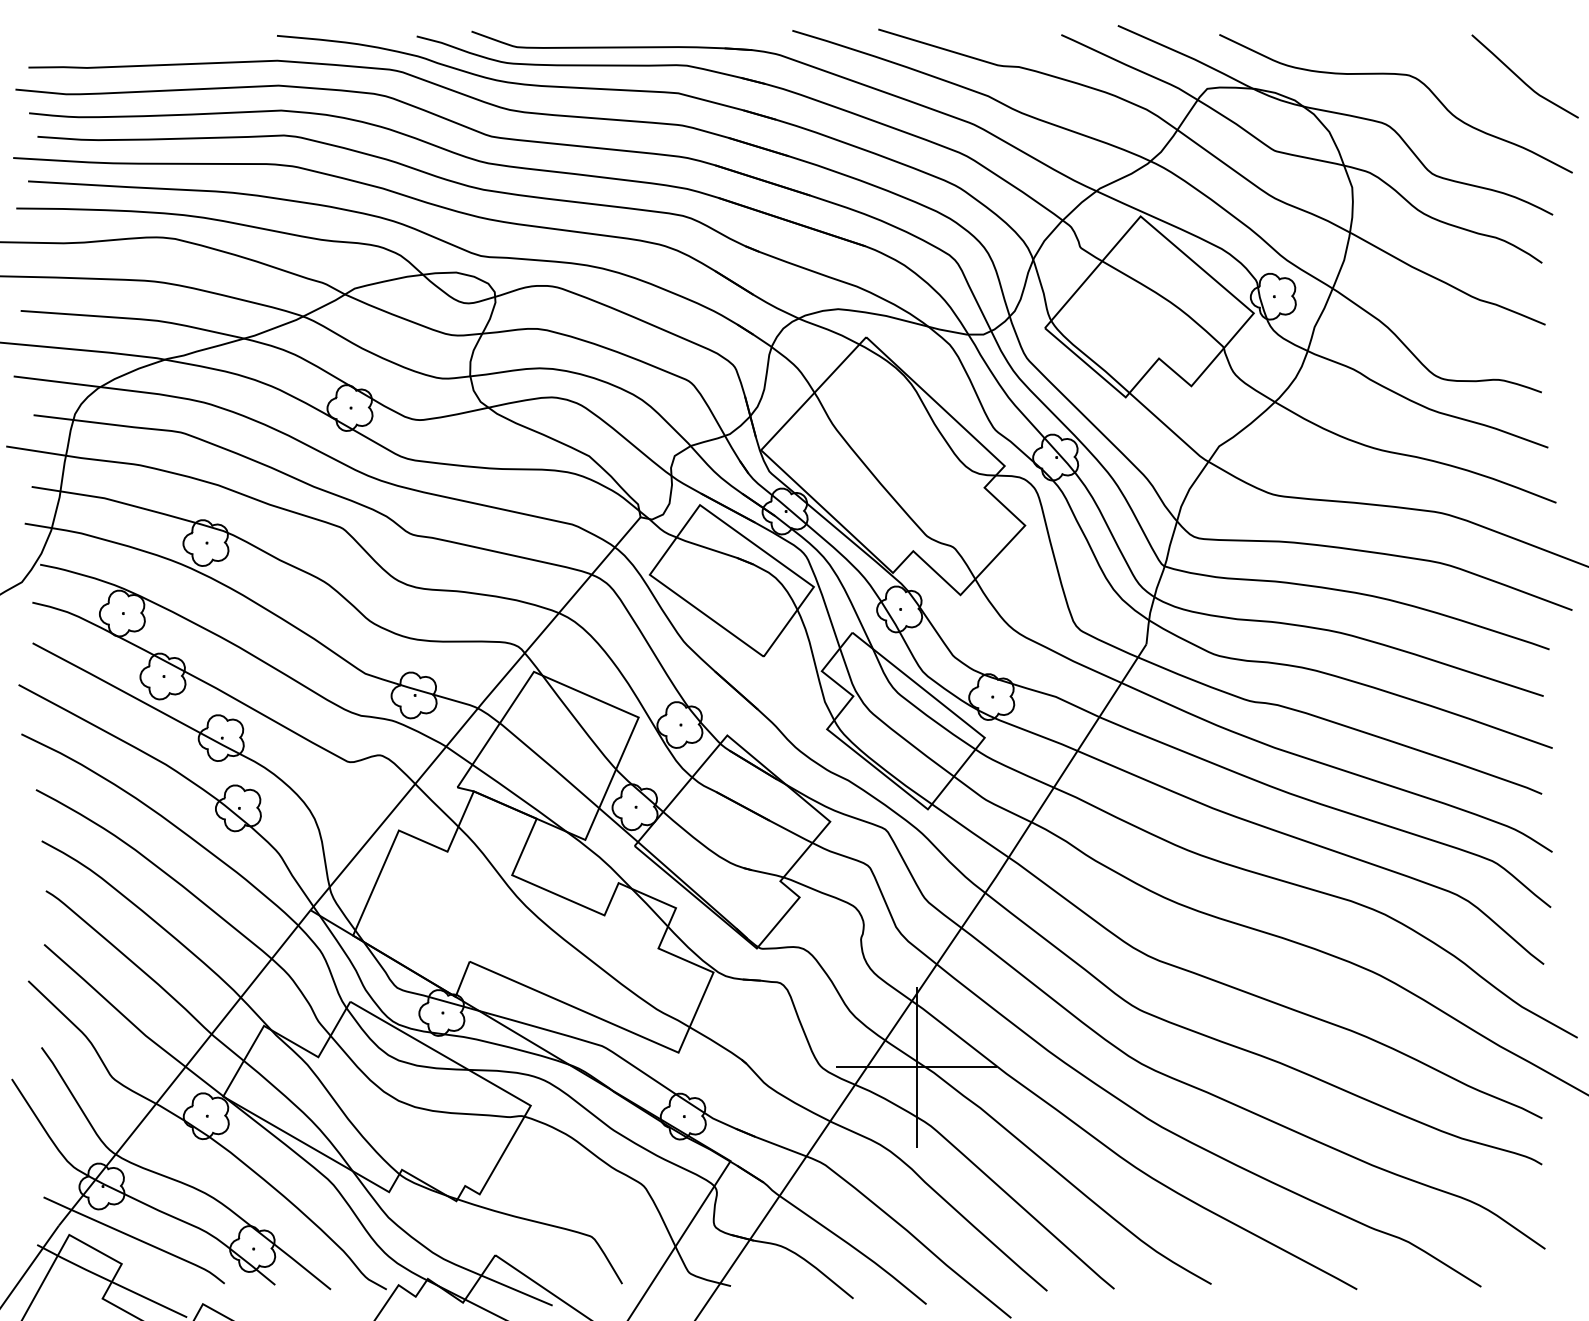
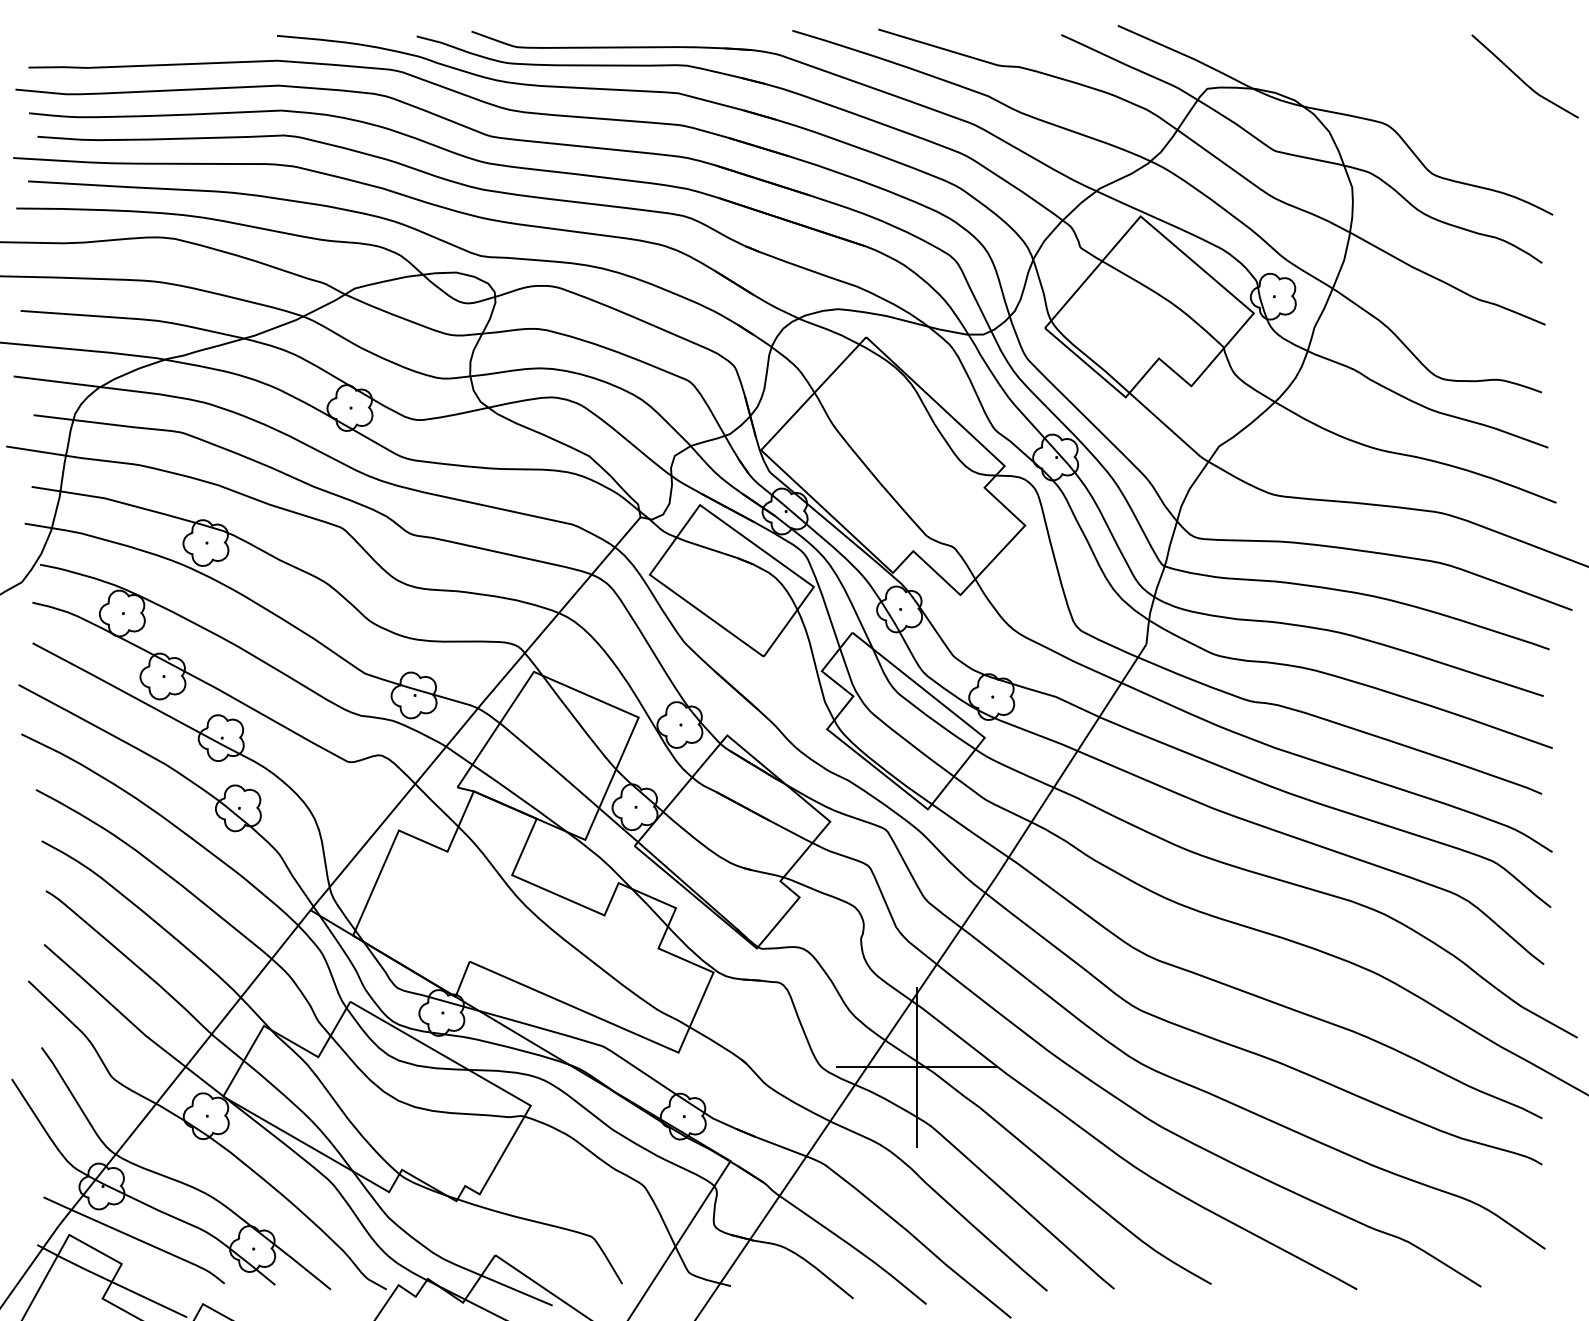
curve: present -> none (1397, 75)
